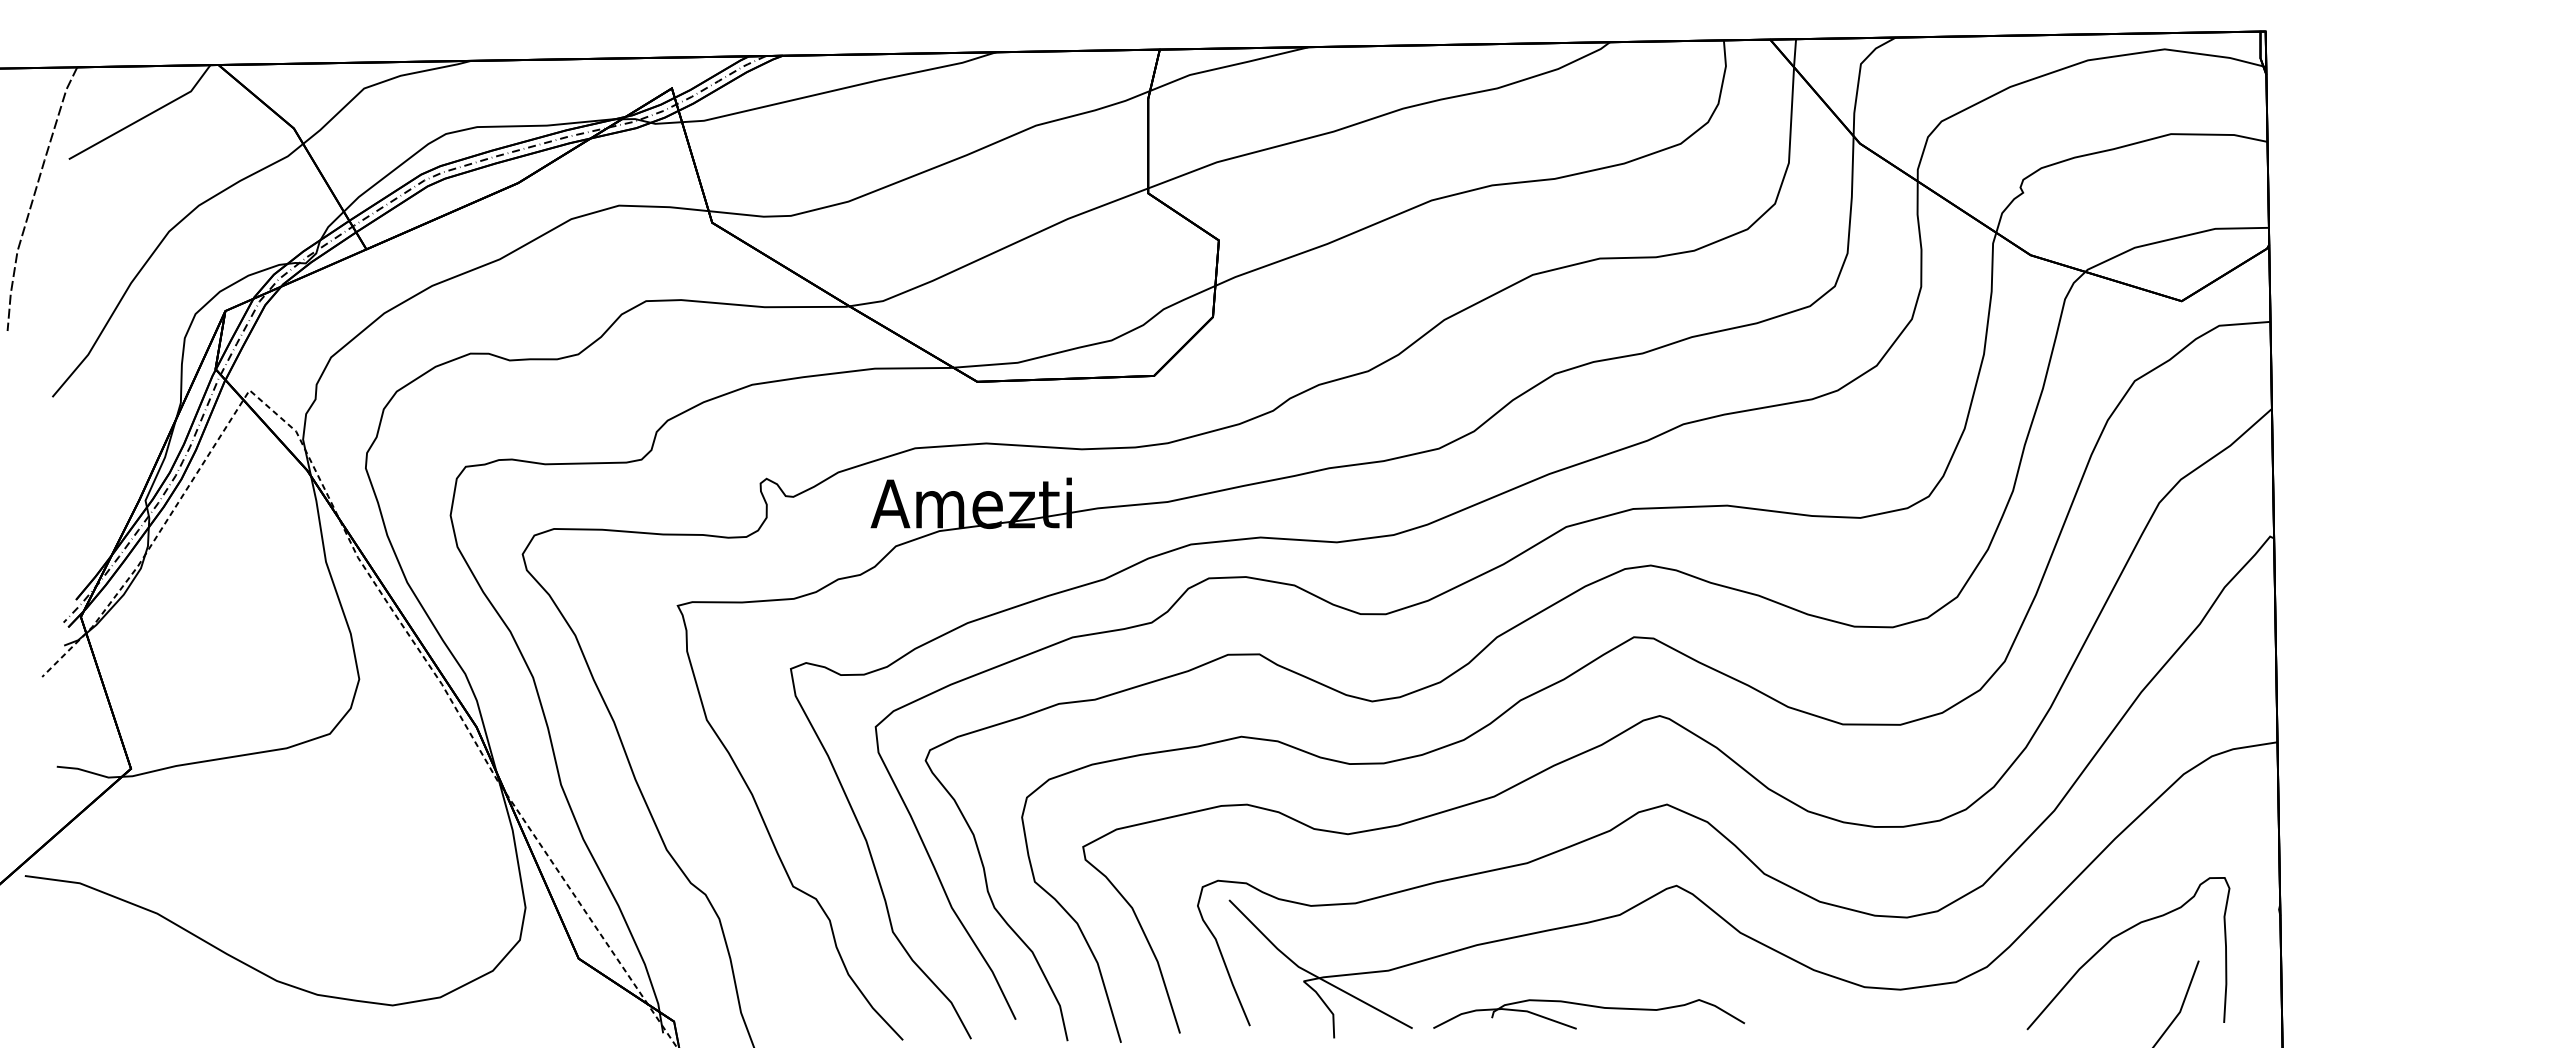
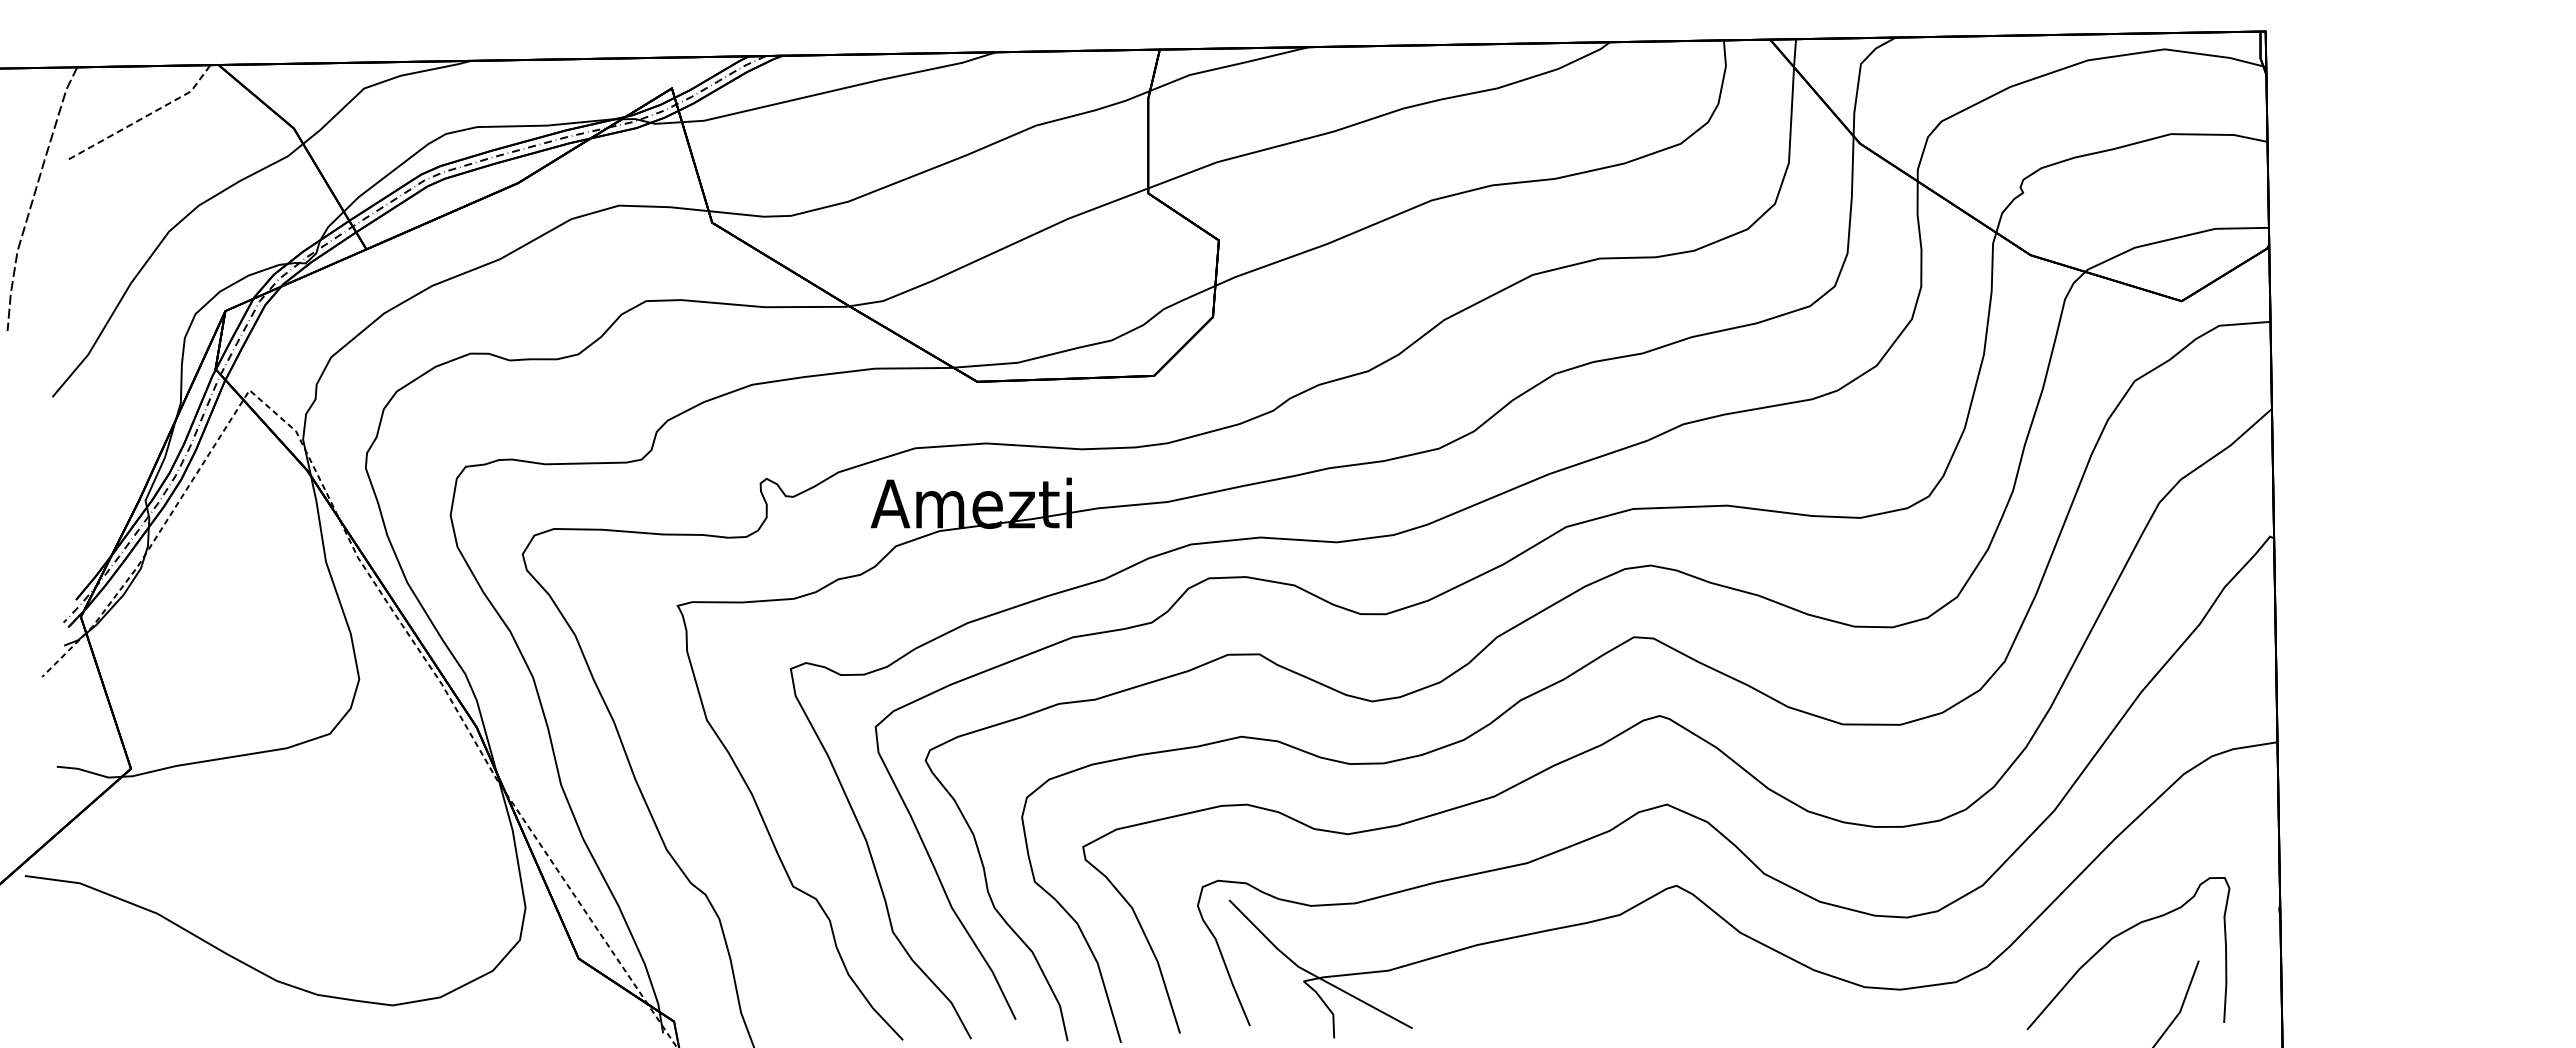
line: solid -> dashed (144, 117)
part: present -> none (1589, 1006)
